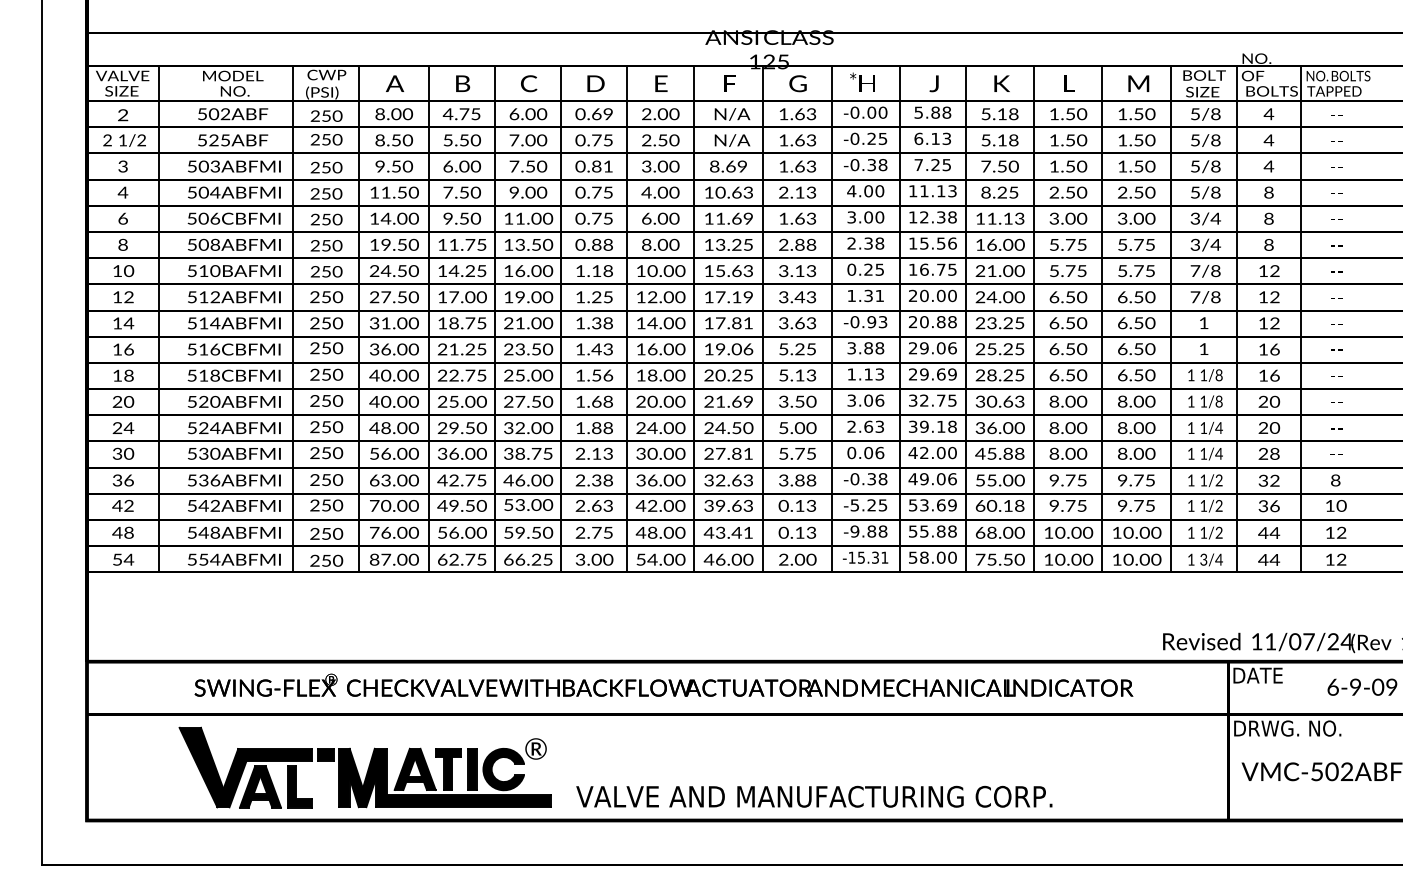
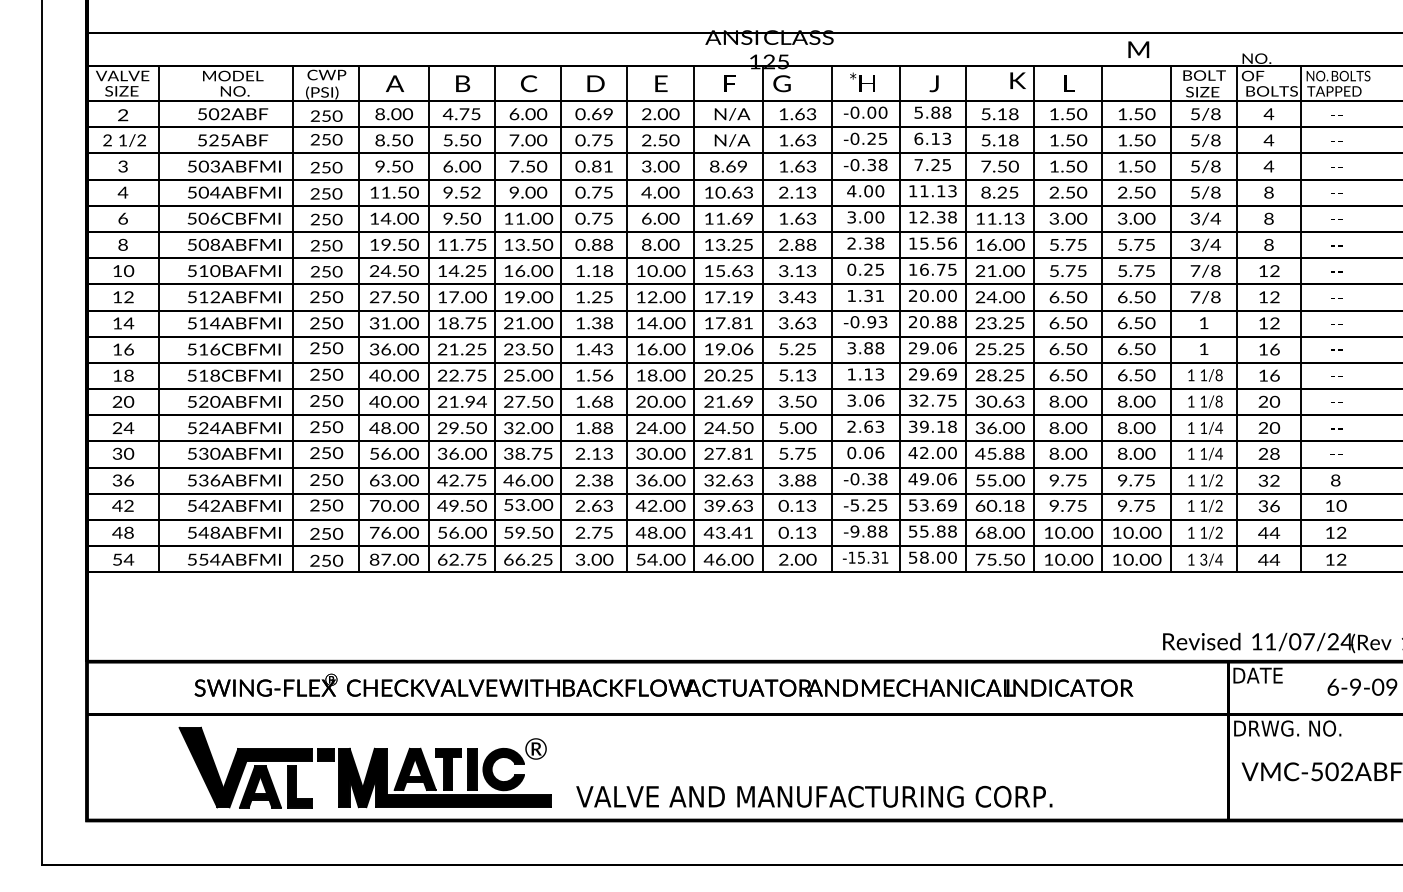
text position: (797, 83) -> (781, 83) (781, 83)
text position: (1001, 83) -> (1017, 80) (1017, 80)
text position: (1138, 83) -> (1138, 49) (1138, 49)
text: 7.50 -> 9.52 (462, 192)
text: 25.00 -> 21.94 (467, 401)
